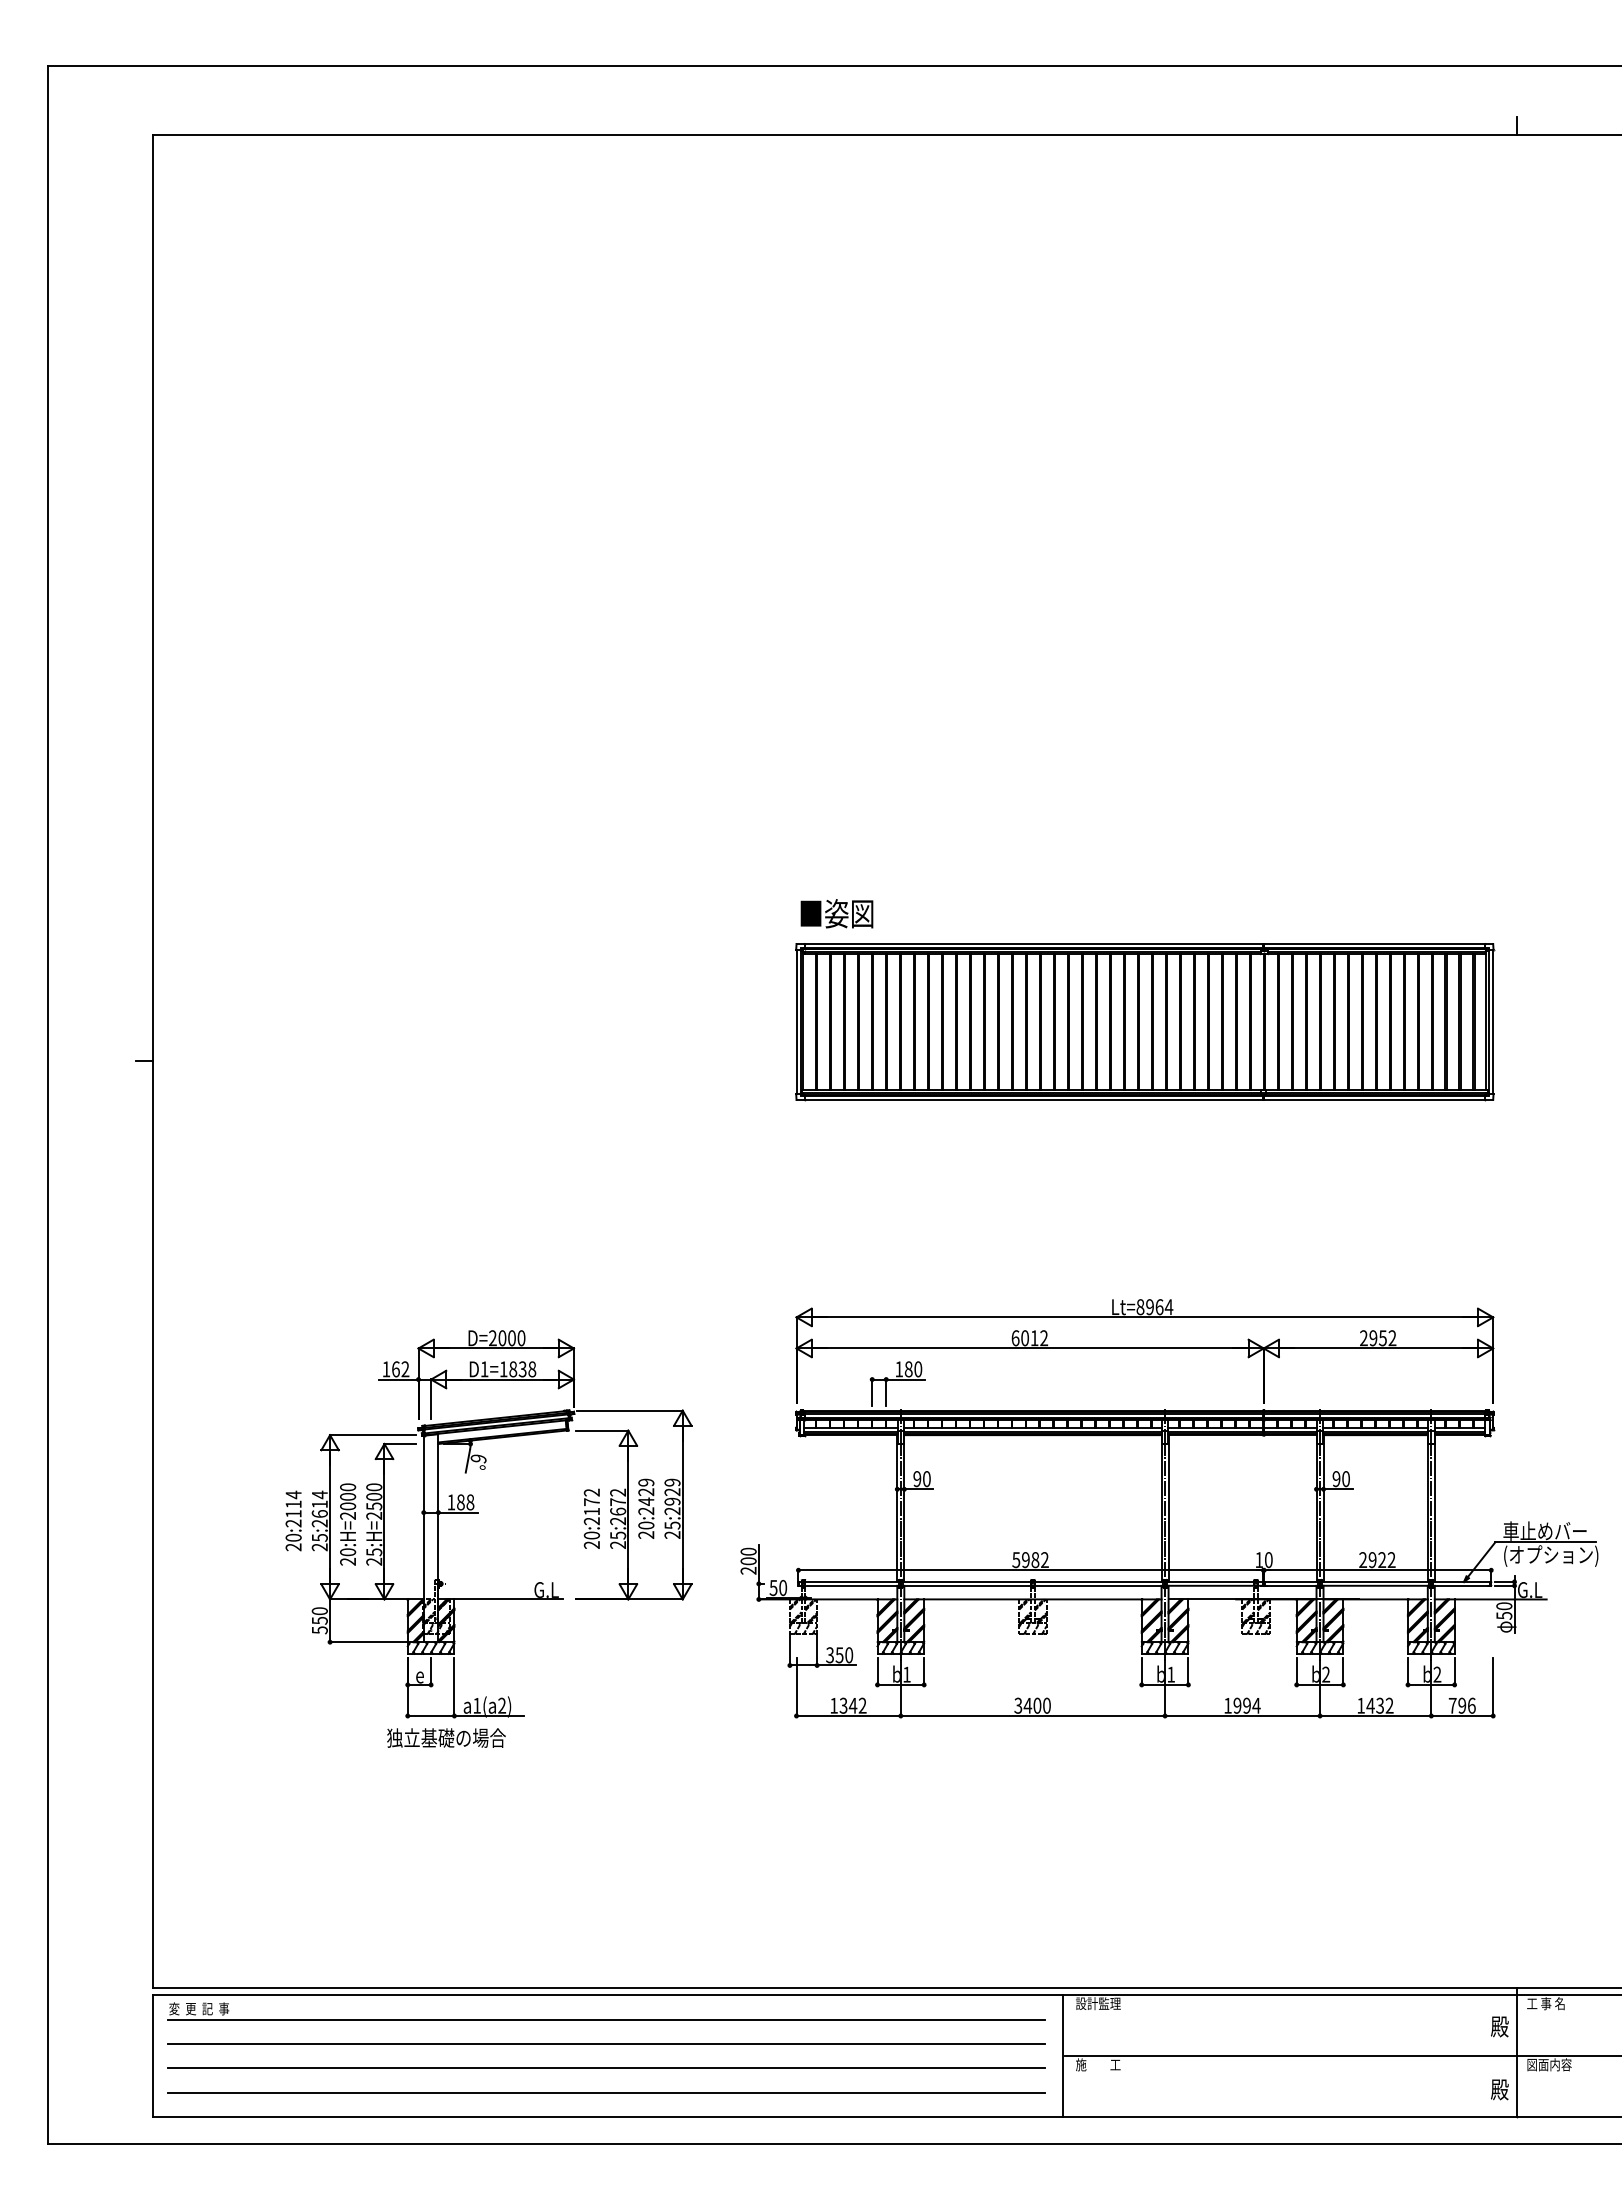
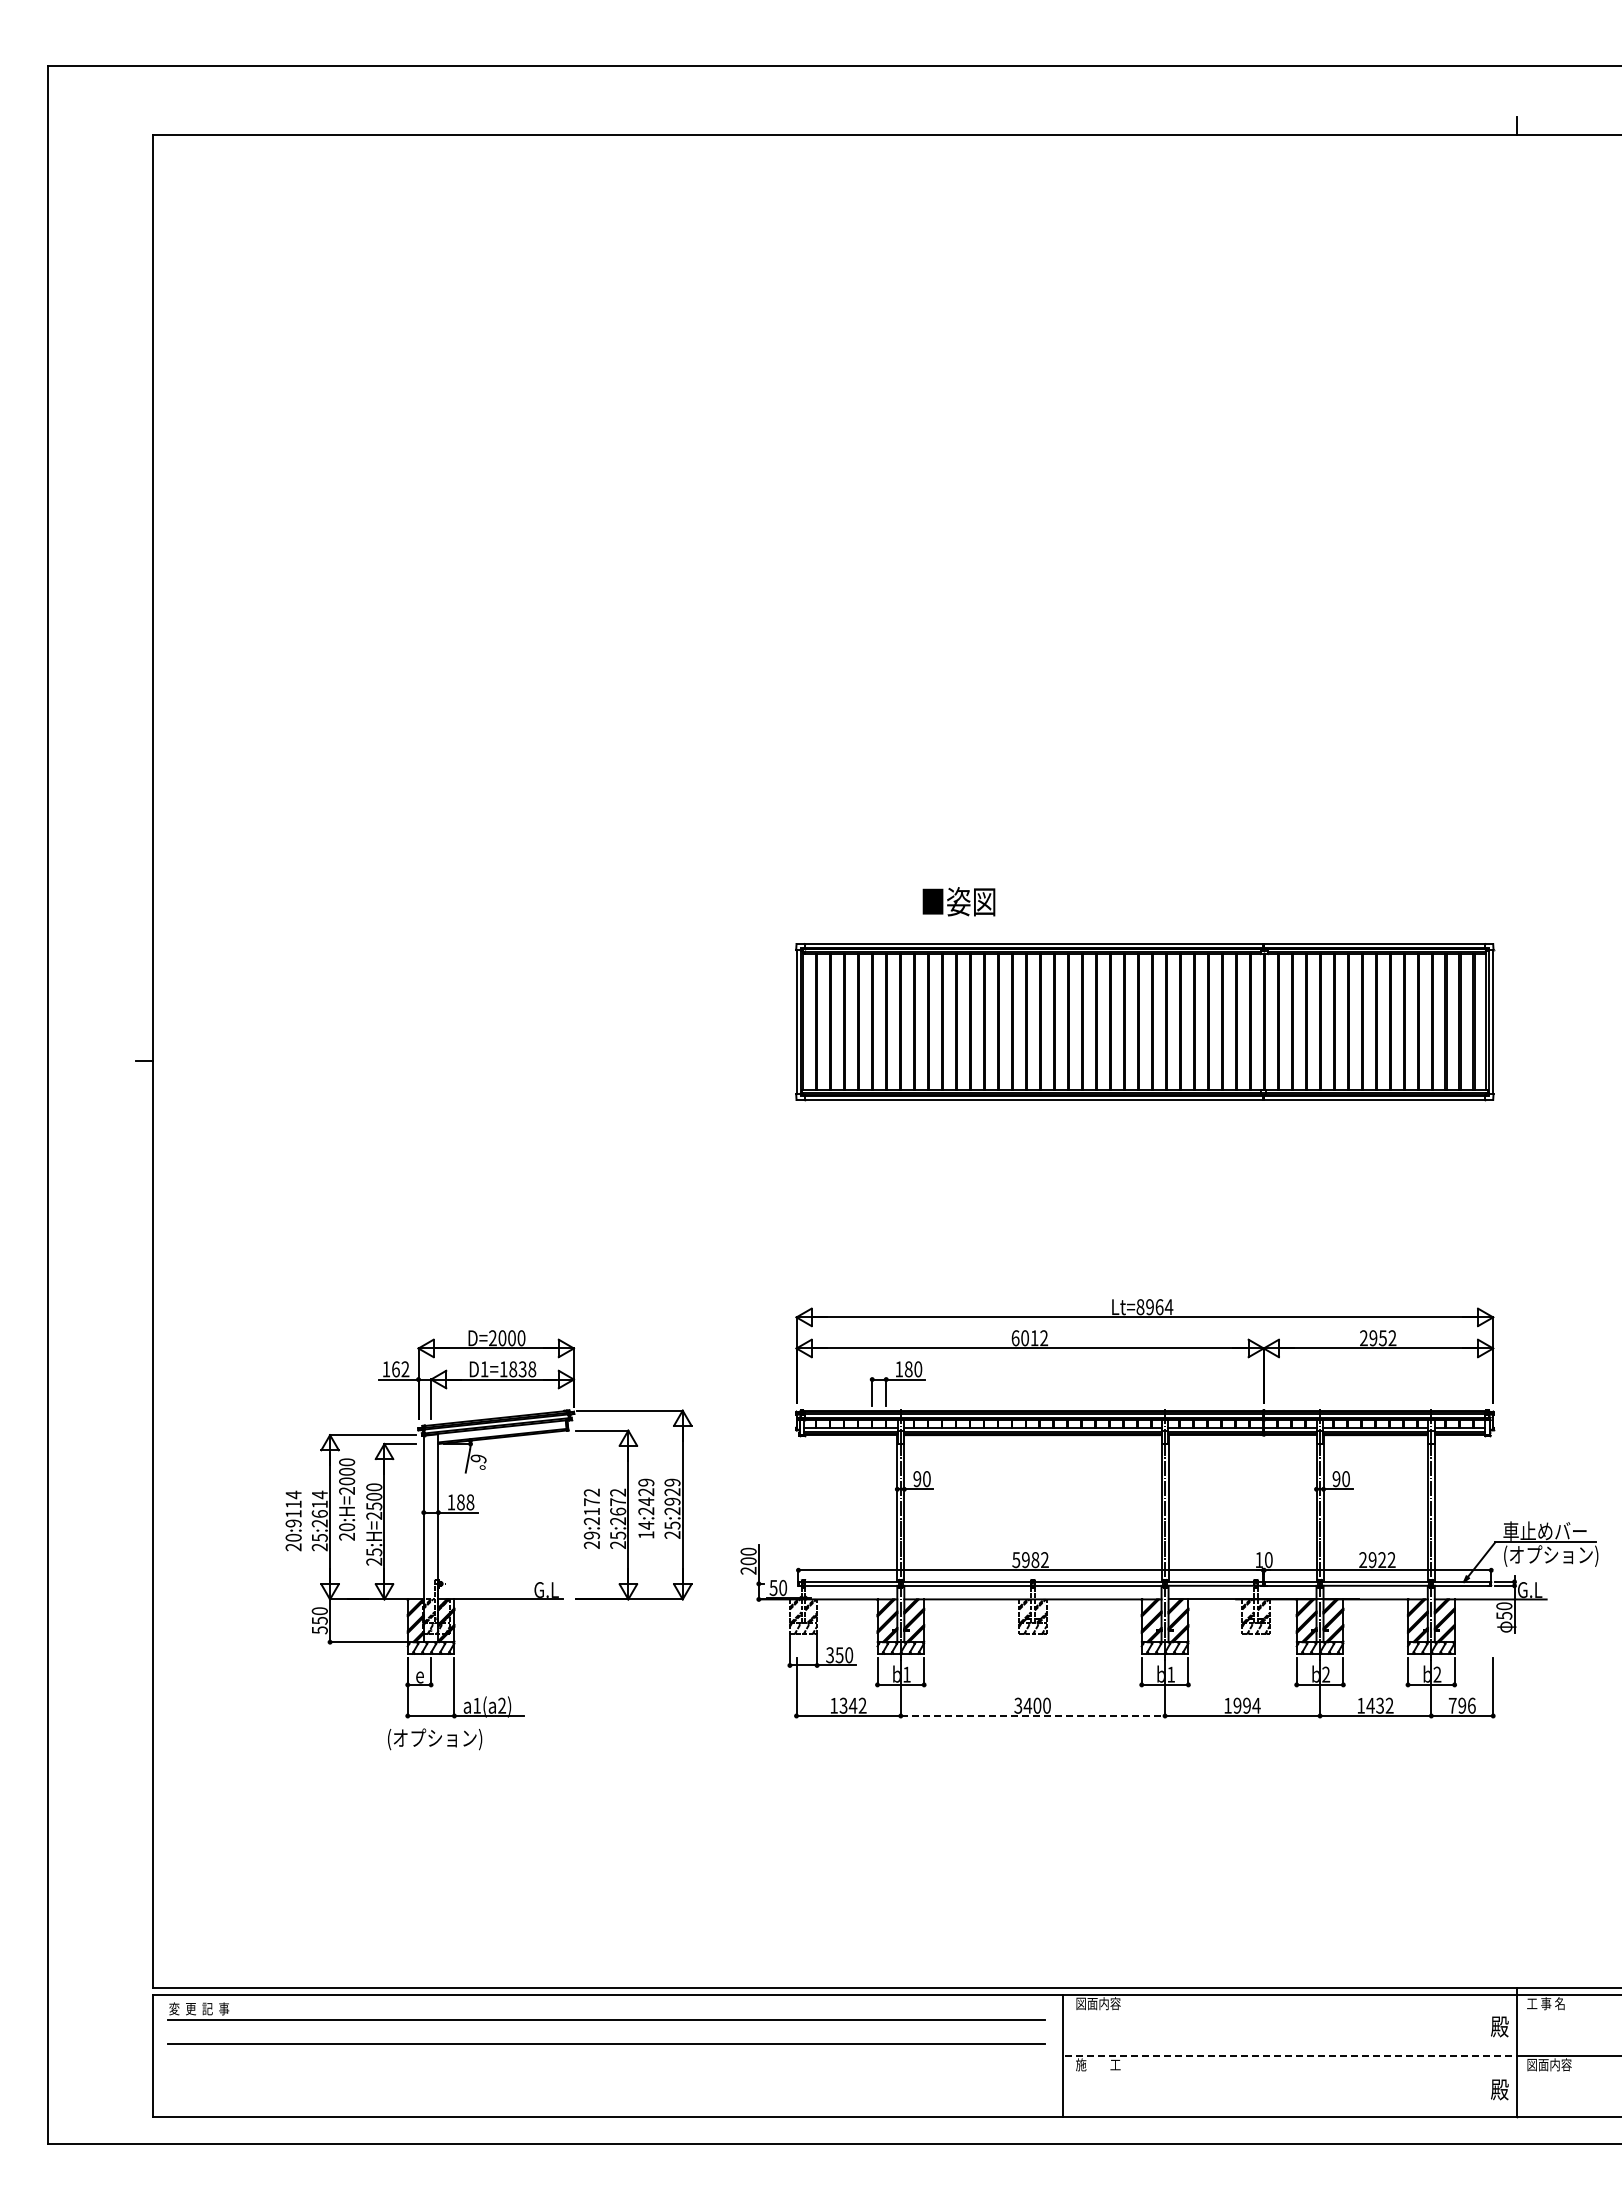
text position: (836, 913) -> (958, 901) (958, 901)
text: 20:2114 -> 20:9114 (293, 1523)
text position: (348, 1524) -> (347, 1499) (347, 1499)
text: 20:2429 -> 14:2429 (646, 1529)
text: 20:2172 -> 29:2172 (591, 1535)
line: solid -> dashed (1033, 1716)
text: 独立基礎の場合 -> (オプション) (446, 1739)
text: 設計監理 -> 図面内容 (1098, 2003)
line: solid -> dashed (1291, 2056)
line: present -> none (606, 2068)
line: present -> none (606, 2093)
